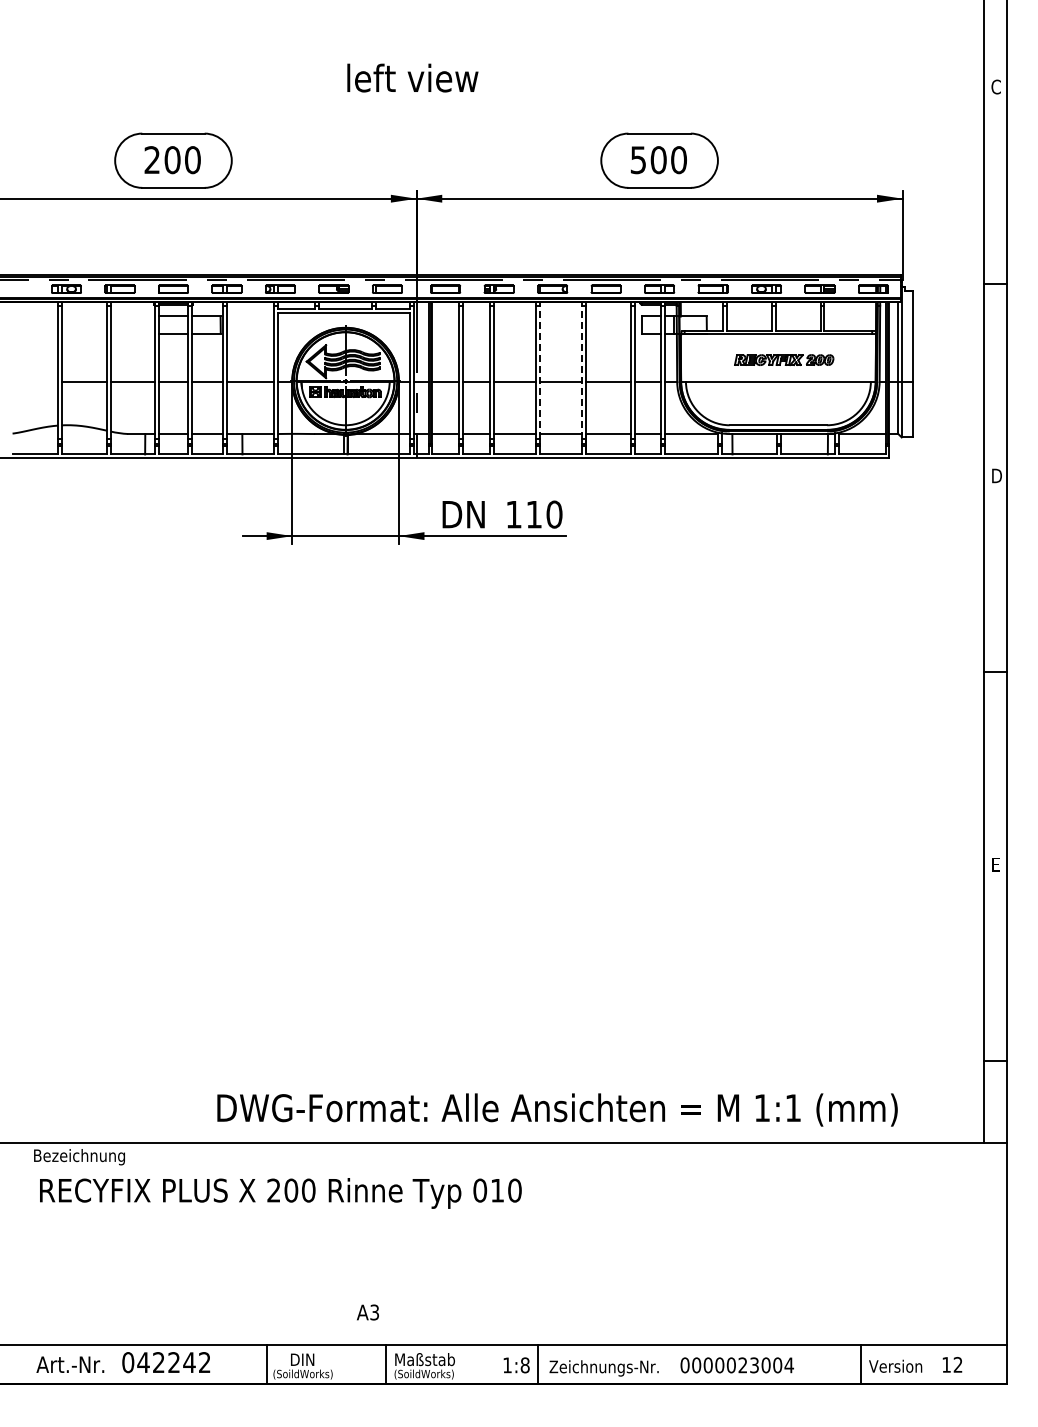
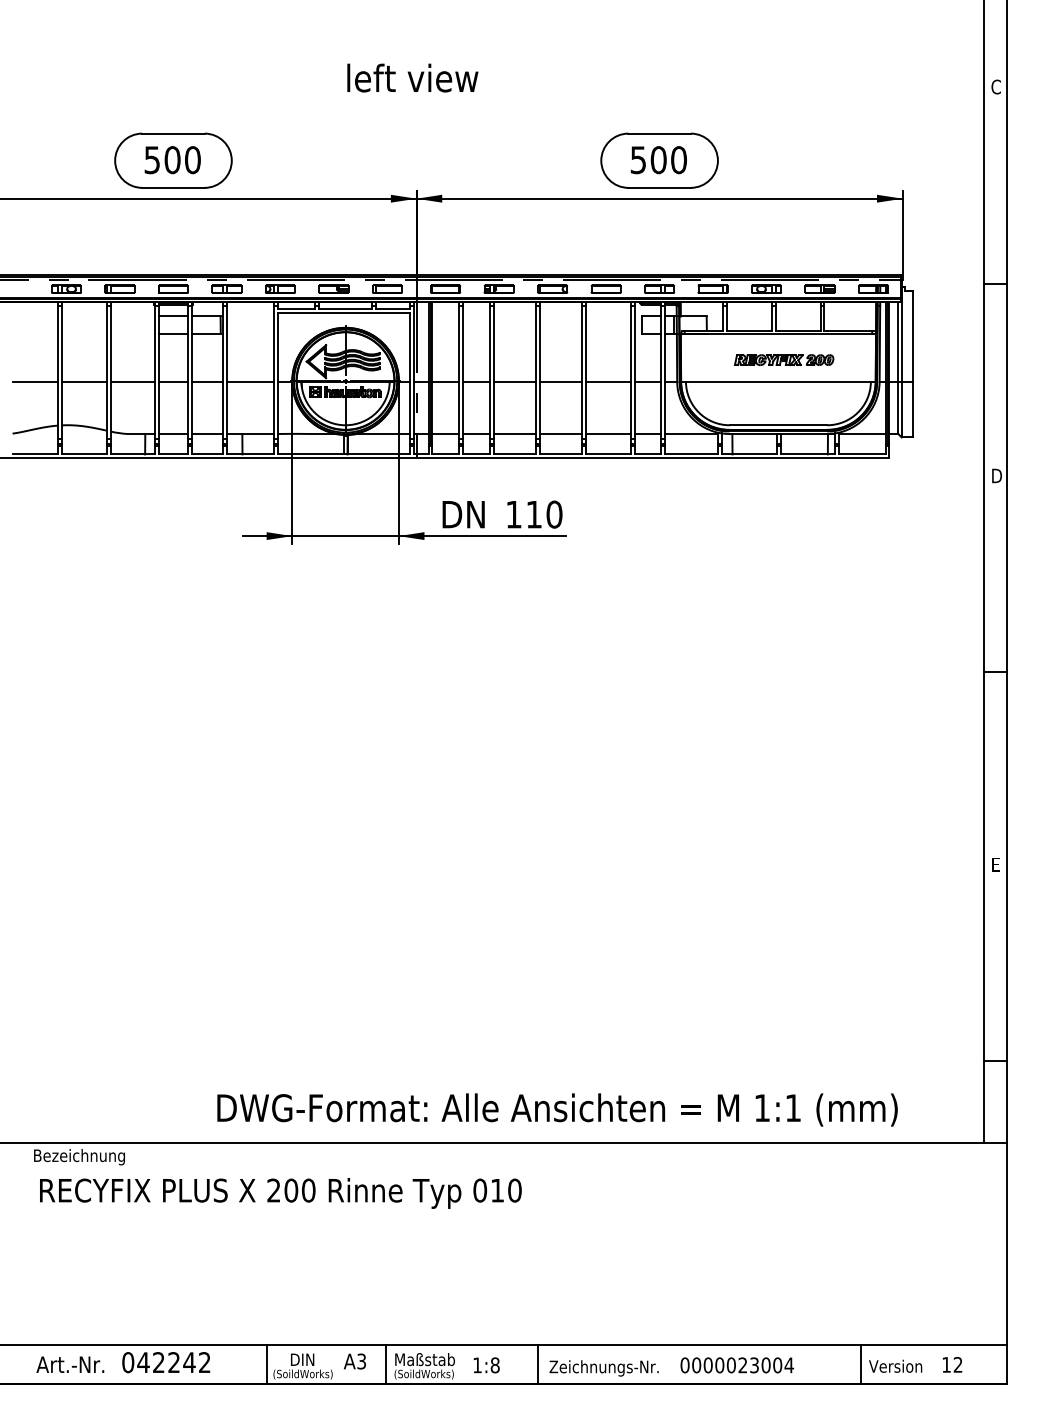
text: 200 -> 500 (151, 160)
line: dashed -> solid (540, 372)
line: dashed -> solid (581, 372)
line: none -> present (34, 381)
text position: (367, 1312) -> (354, 1361) (354, 1361)
text position: (516, 1365) -> (486, 1365) (486, 1365)
